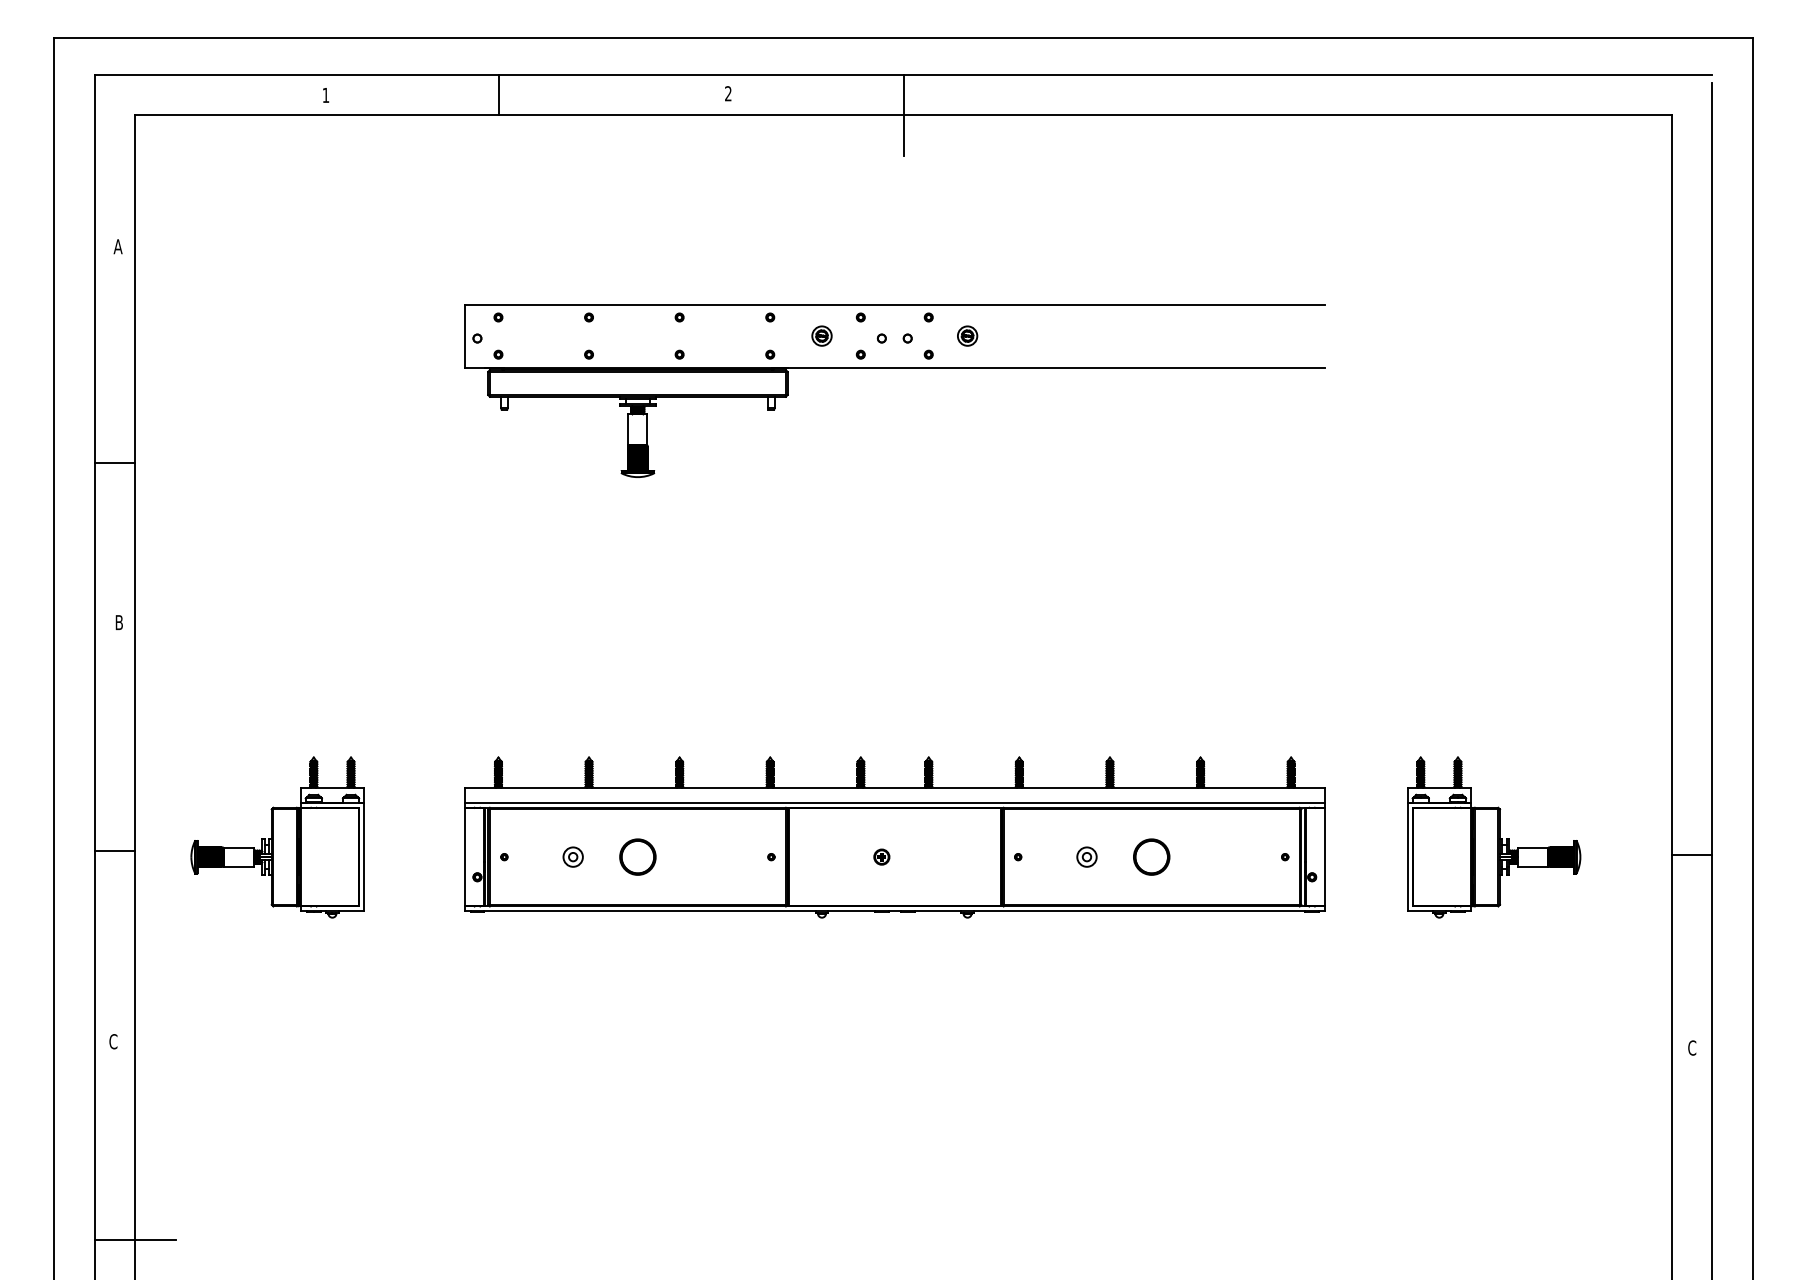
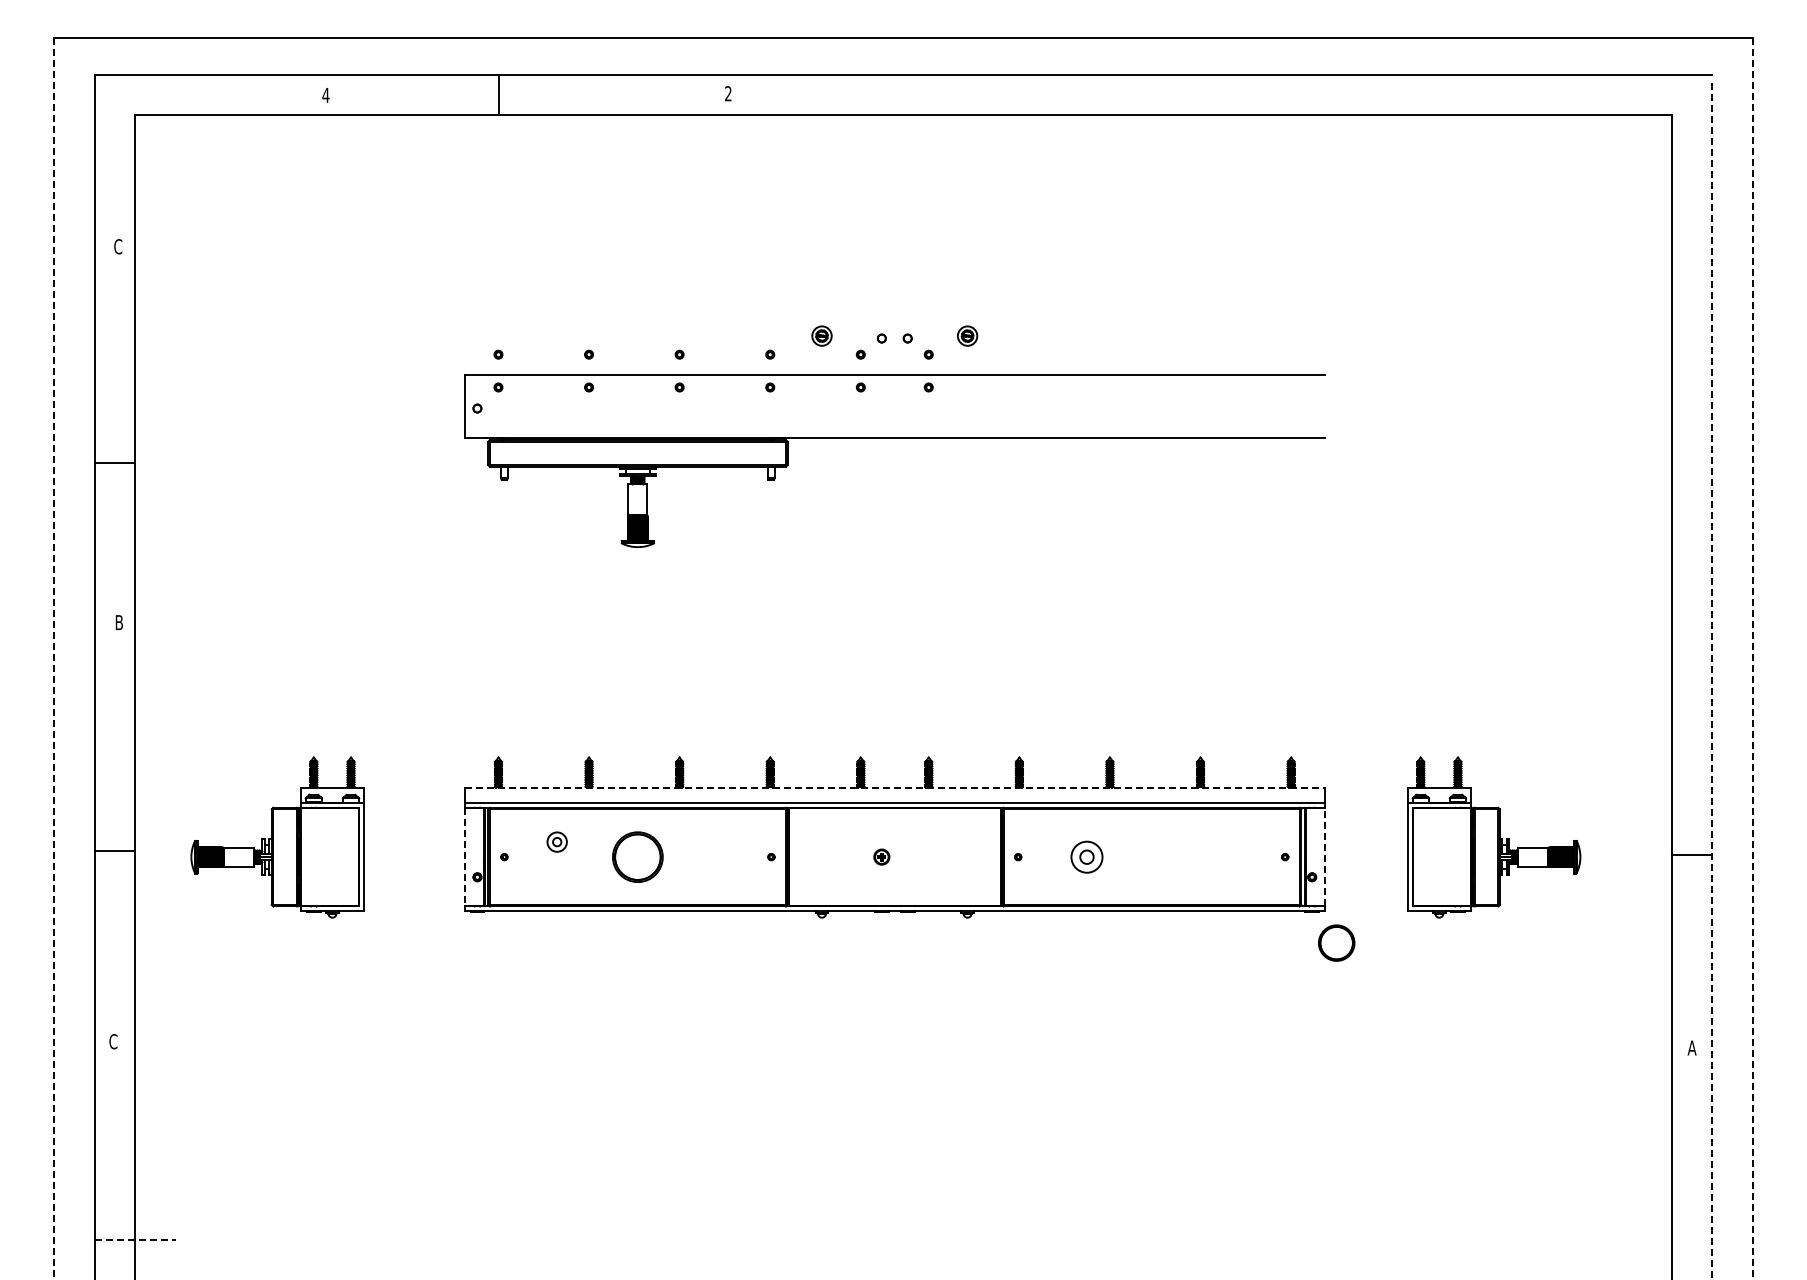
text: 1 -> 4 (325, 95)
line: present -> none (903, 114)
text: A -> C (117, 246)
part position: (894, 368) -> (894, 438) (894, 438)
line: solid -> dashed (54, 659)
line: solid -> dashed (1752, 659)
line: solid -> dashed (1712, 681)
line: solid -> dashed (895, 788)
part position: (572, 856) -> (556, 841) (556, 841)
circle size: 38x38 px -> 52x52 px (637, 856)
part size: 22x22 px -> 34x34 px (1086, 856)
part position: (1151, 856) -> (1336, 942) (1336, 942)
line: solid -> dashed (1325, 856)
line: solid -> dashed (464, 857)
text: C -> A (1691, 1047)
line: solid -> dashed (135, 1239)
